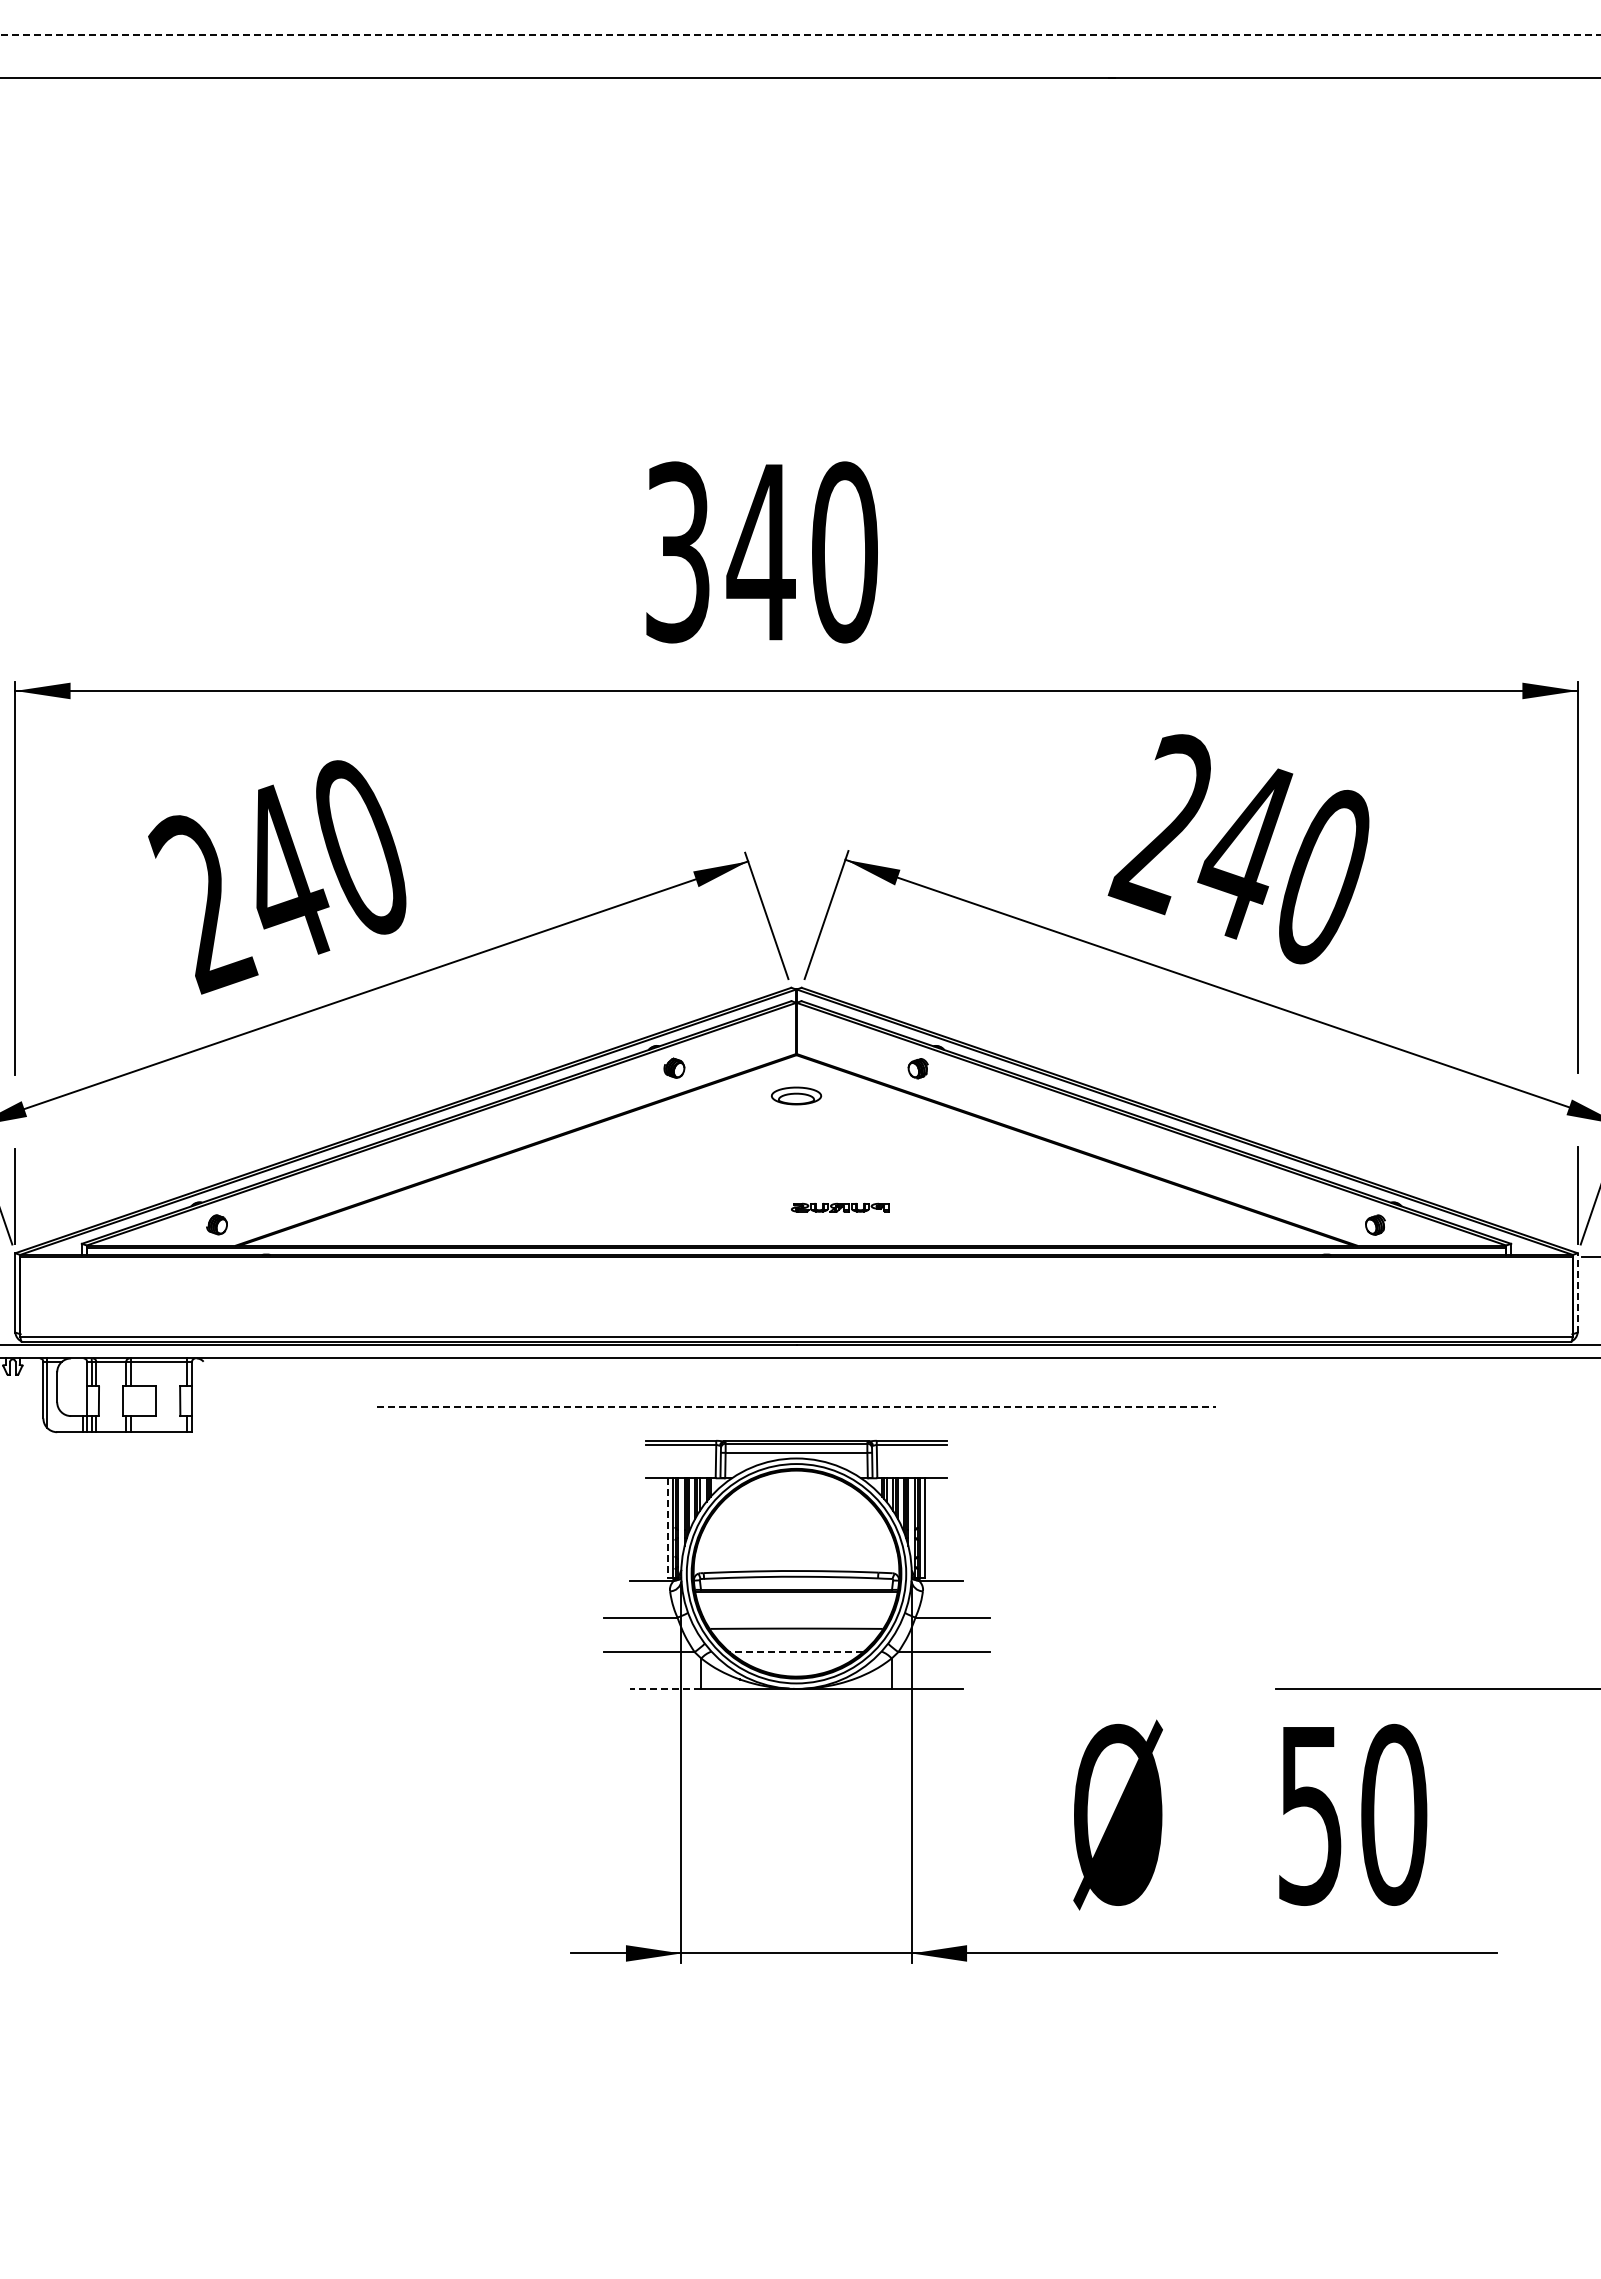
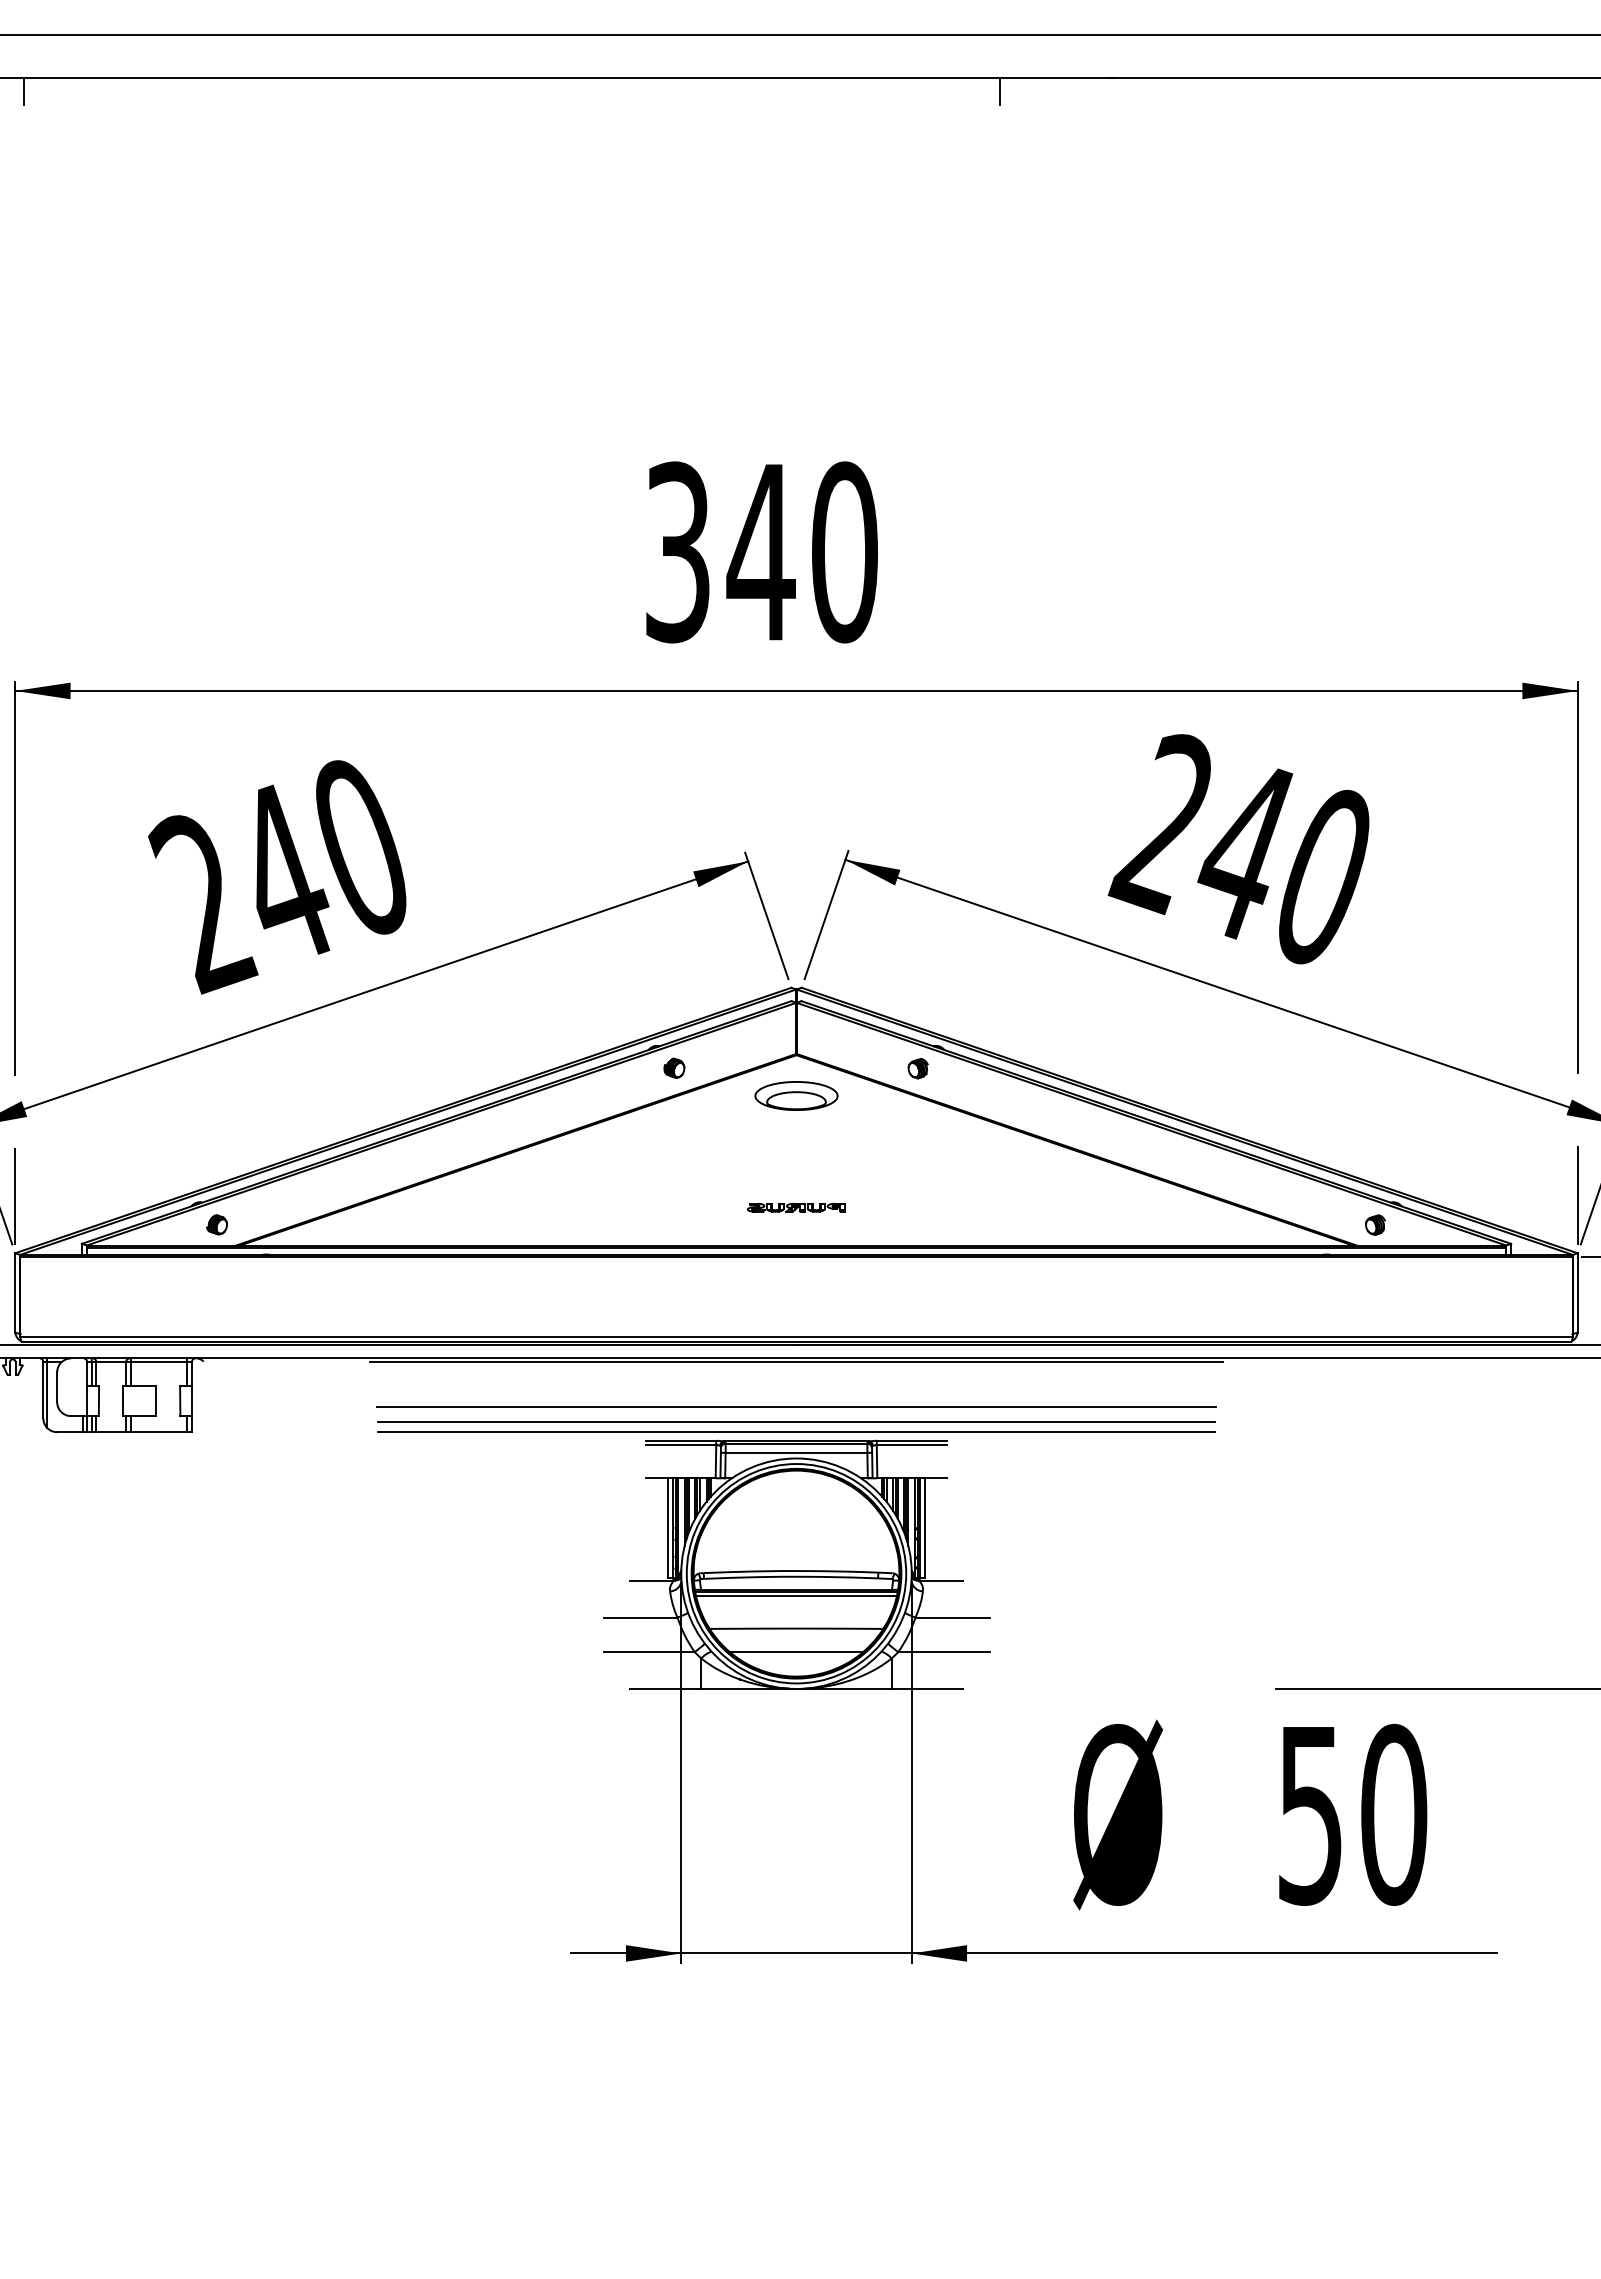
line: dashed -> solid (800, 35)
line: none -> present (24, 90)
line: none -> present (1000, 90)
part size: 52x20 px -> 85x30 px (796, 1095)
part position: (840, 1207) -> (796, 1207) (796, 1207)
line: dashed -> solid (1577, 1292)
line: none -> present (796, 1361)
line: dashed -> solid (796, 1407)
line: none -> present (796, 1422)
line: none -> present (796, 1432)
line: dashed -> solid (667, 1528)
line: none -> present (796, 1595)
line: dashed -> solid (796, 1652)
line: dashed -> solid (665, 1688)
